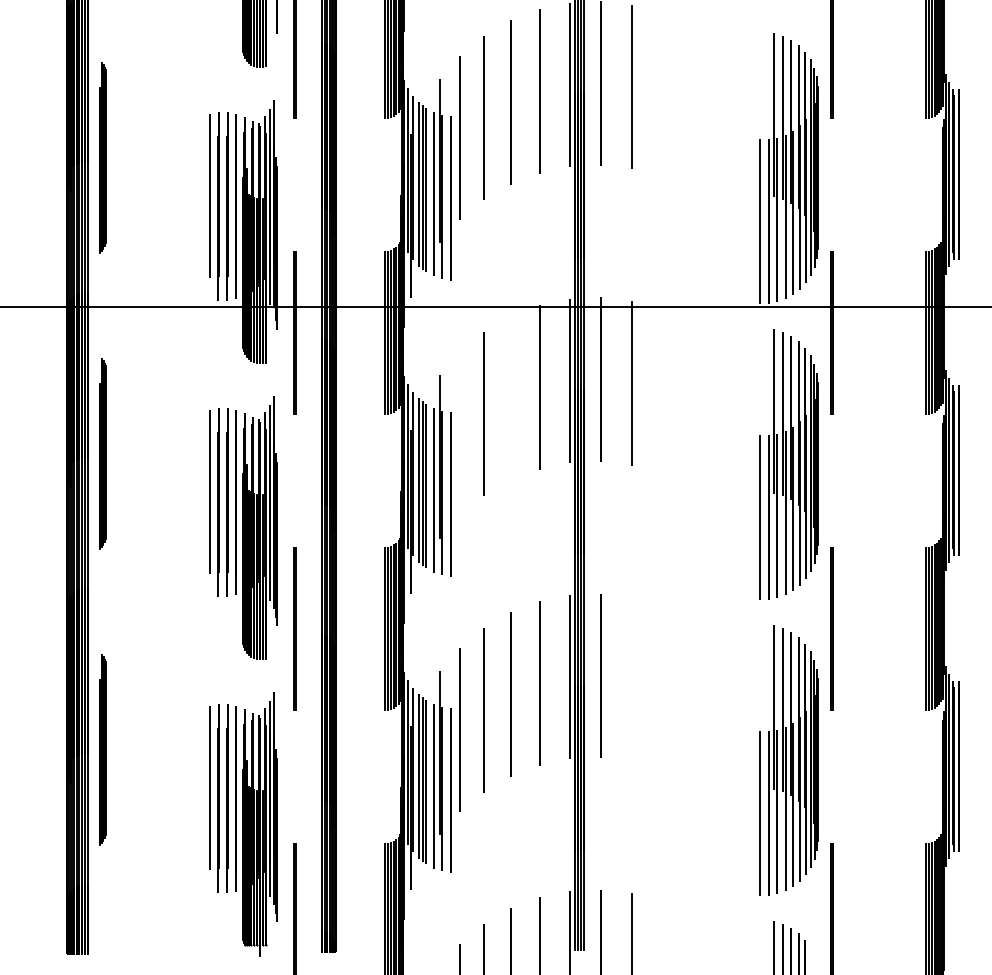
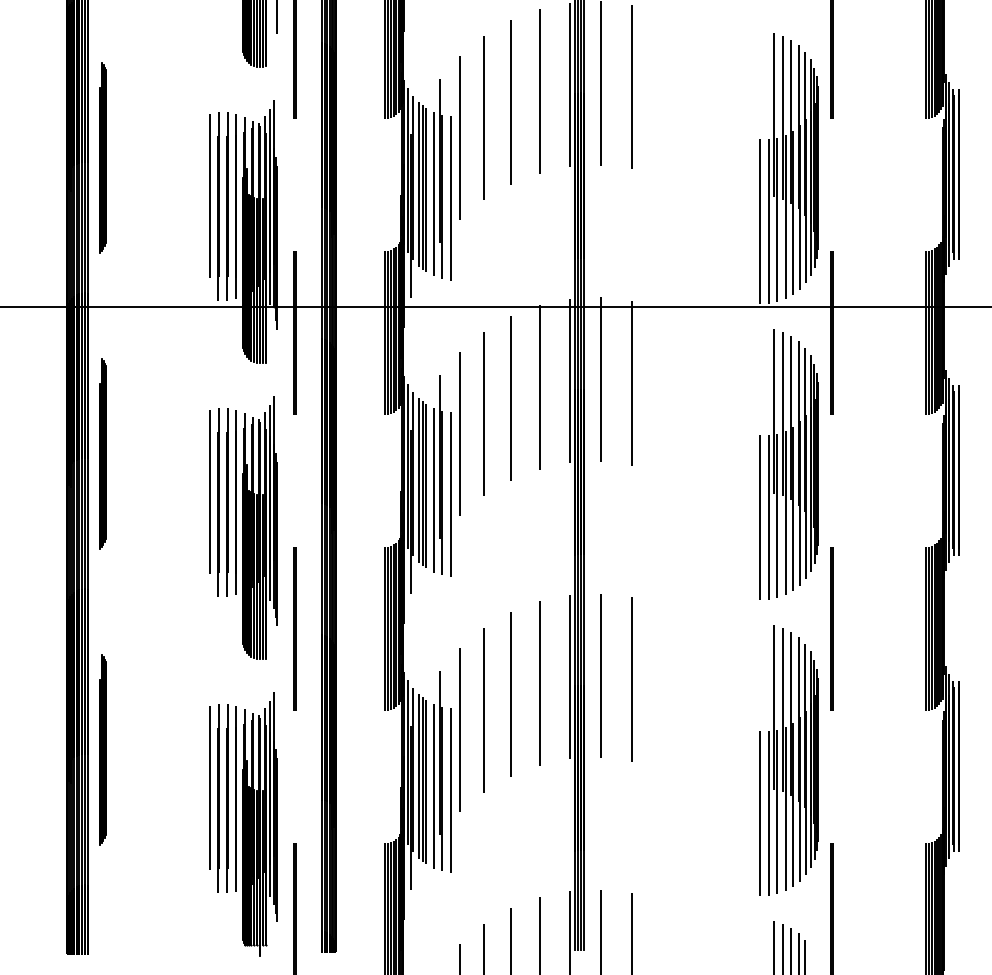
line: none -> present (511, 398)
line: none -> present (459, 433)
line: none -> present (632, 679)
